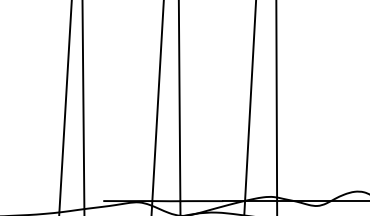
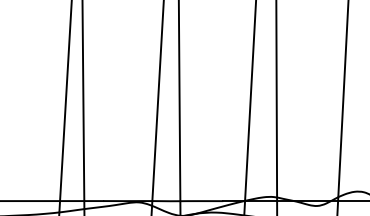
line: none -> present (342, 107)
line: none -> present (52, 201)
